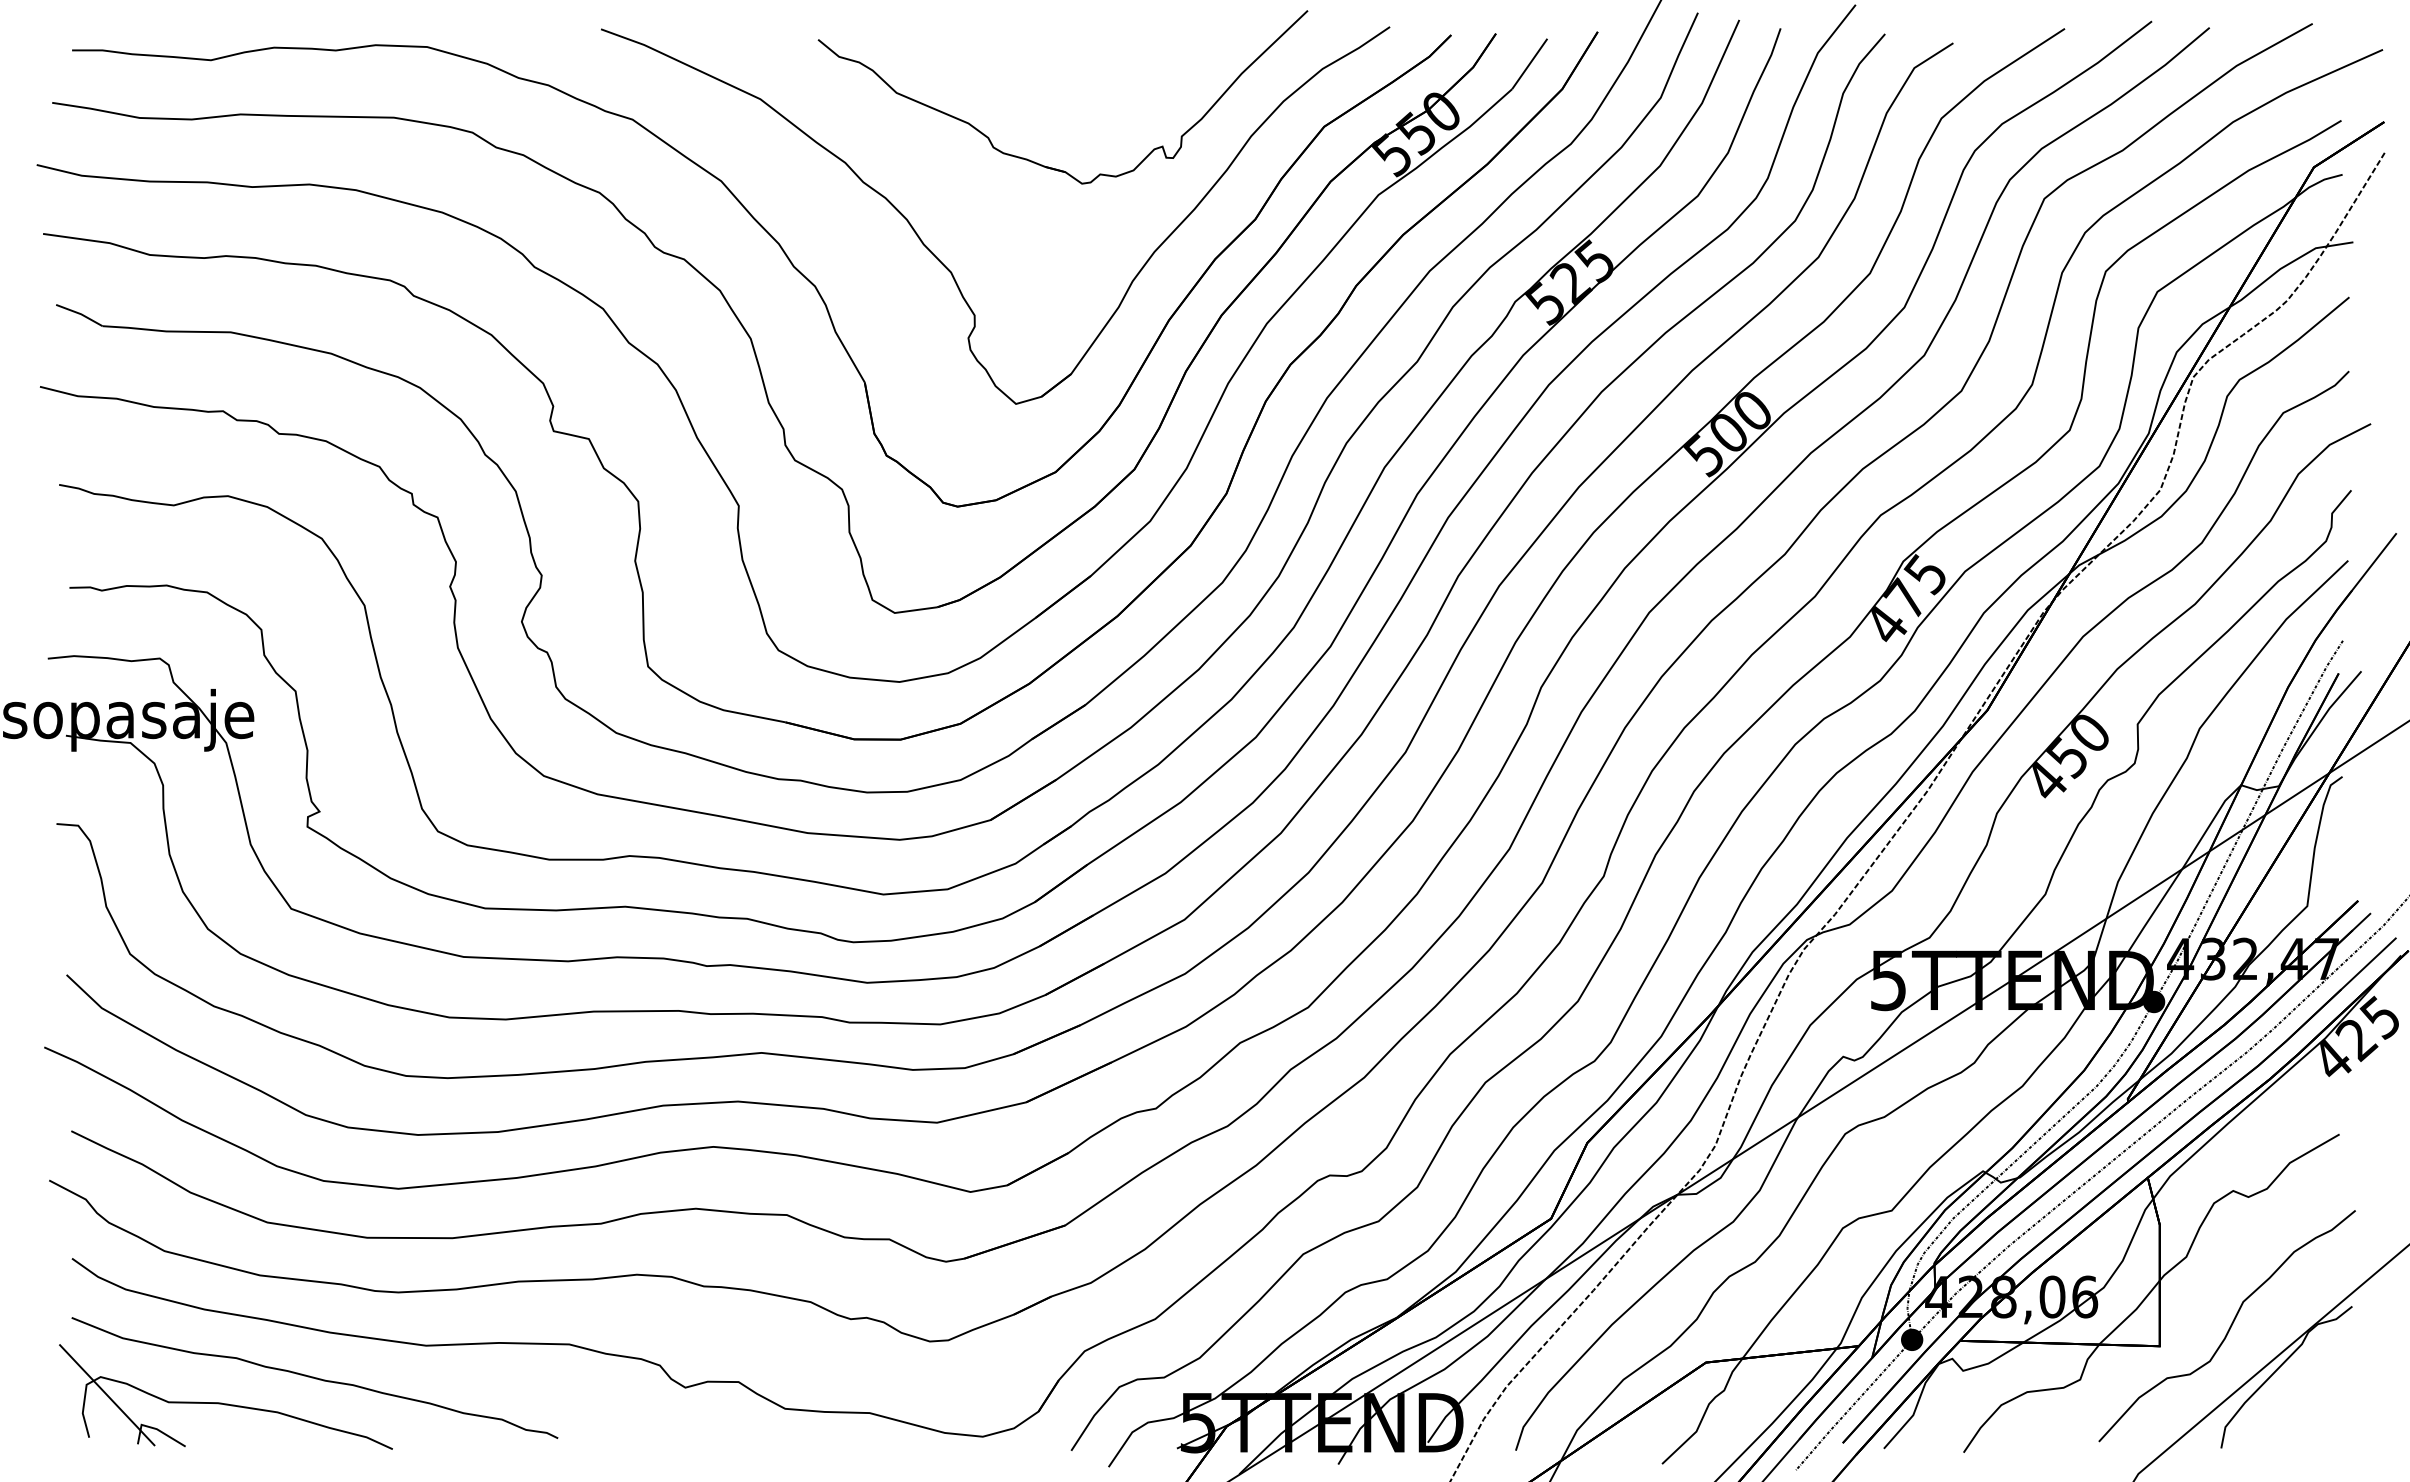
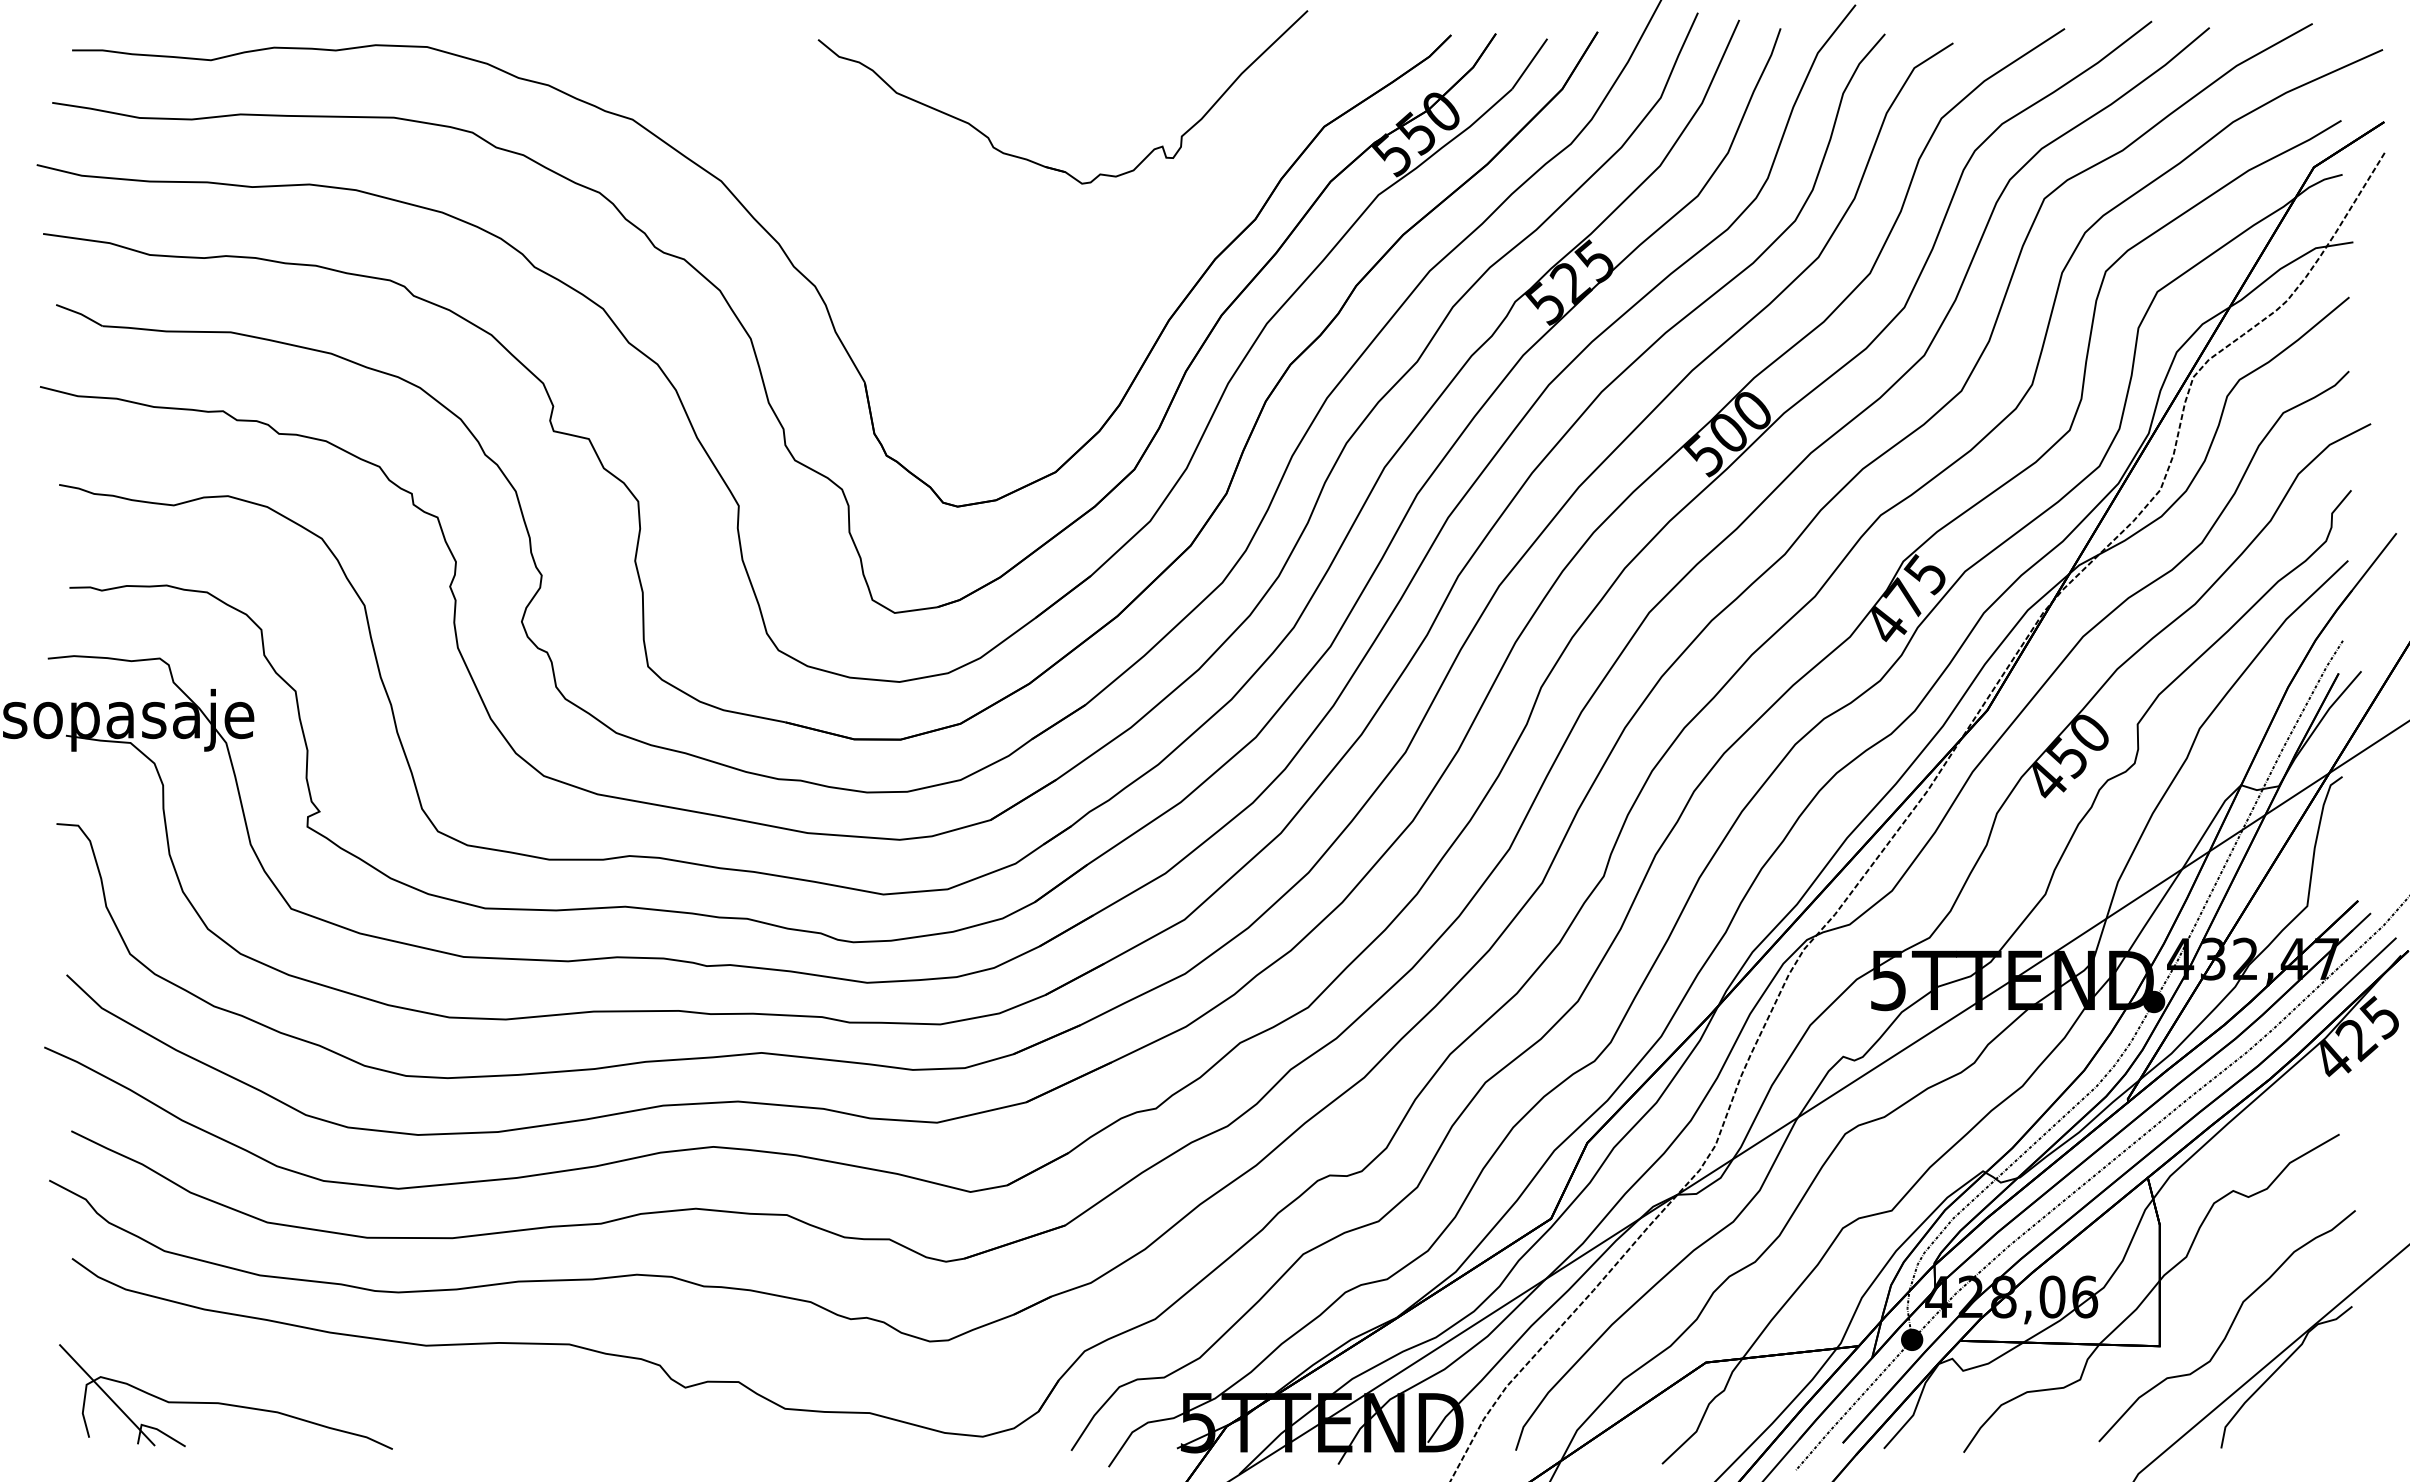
part: present -> none (945, 265)
part: present -> none (314, 1377)
